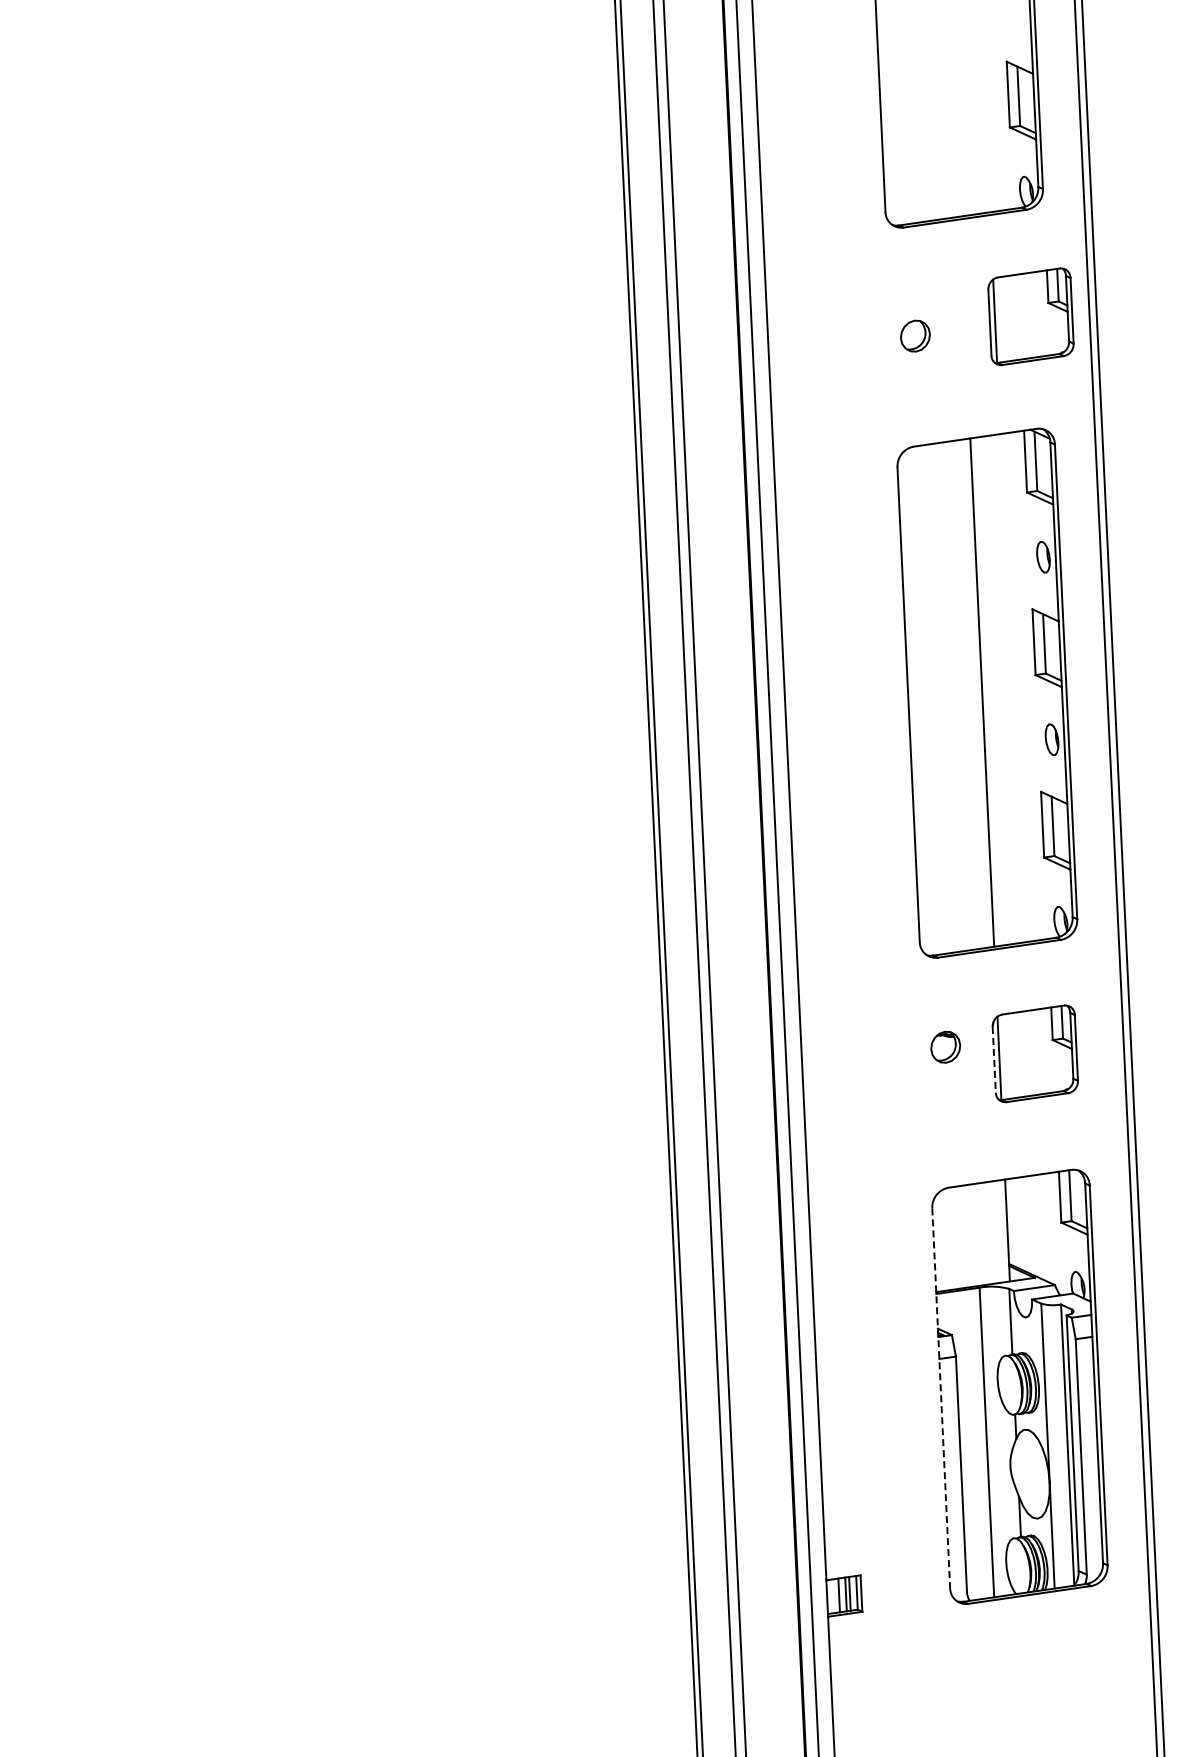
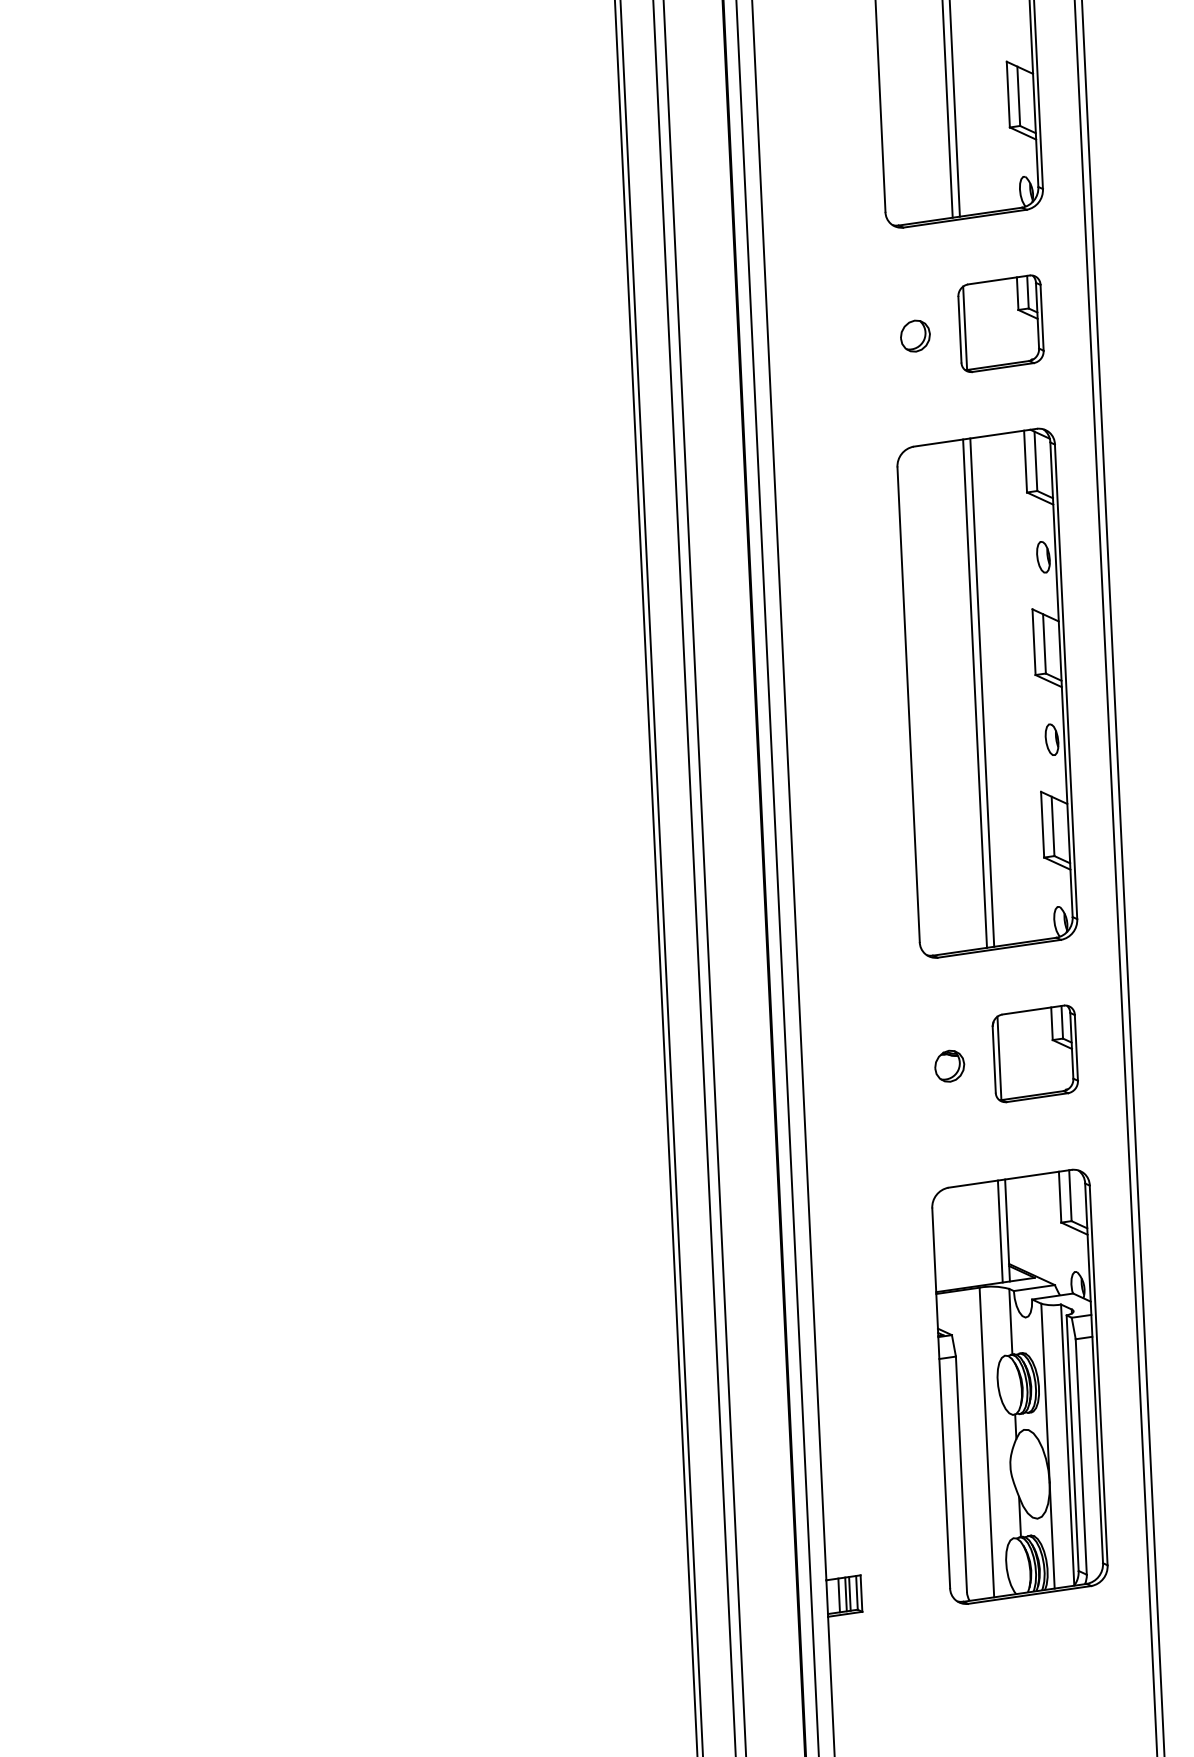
line: none -> present (947, 109)
line: none -> present (954, 109)
part position: (1030, 316) -> (1000, 323) (1000, 323)
line: none -> present (975, 693)
part position: (945, 1046) -> (949, 1065) (949, 1065)
line: dashed -> solid (994, 1059)
line: none -> present (999, 1231)
line: dashed -> solid (941, 1398)
